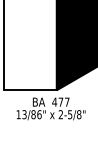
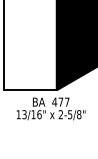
text: 13/86" -> 13/16" (33, 114)
